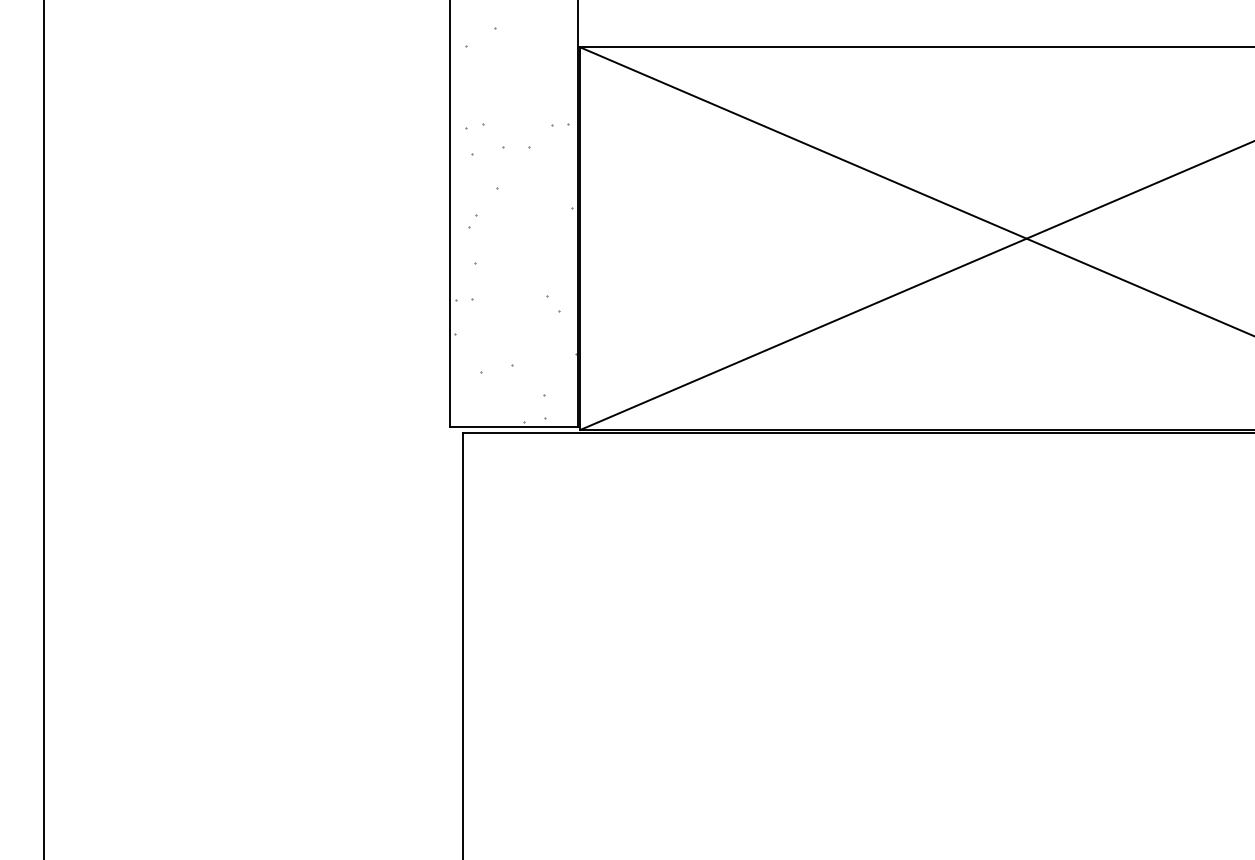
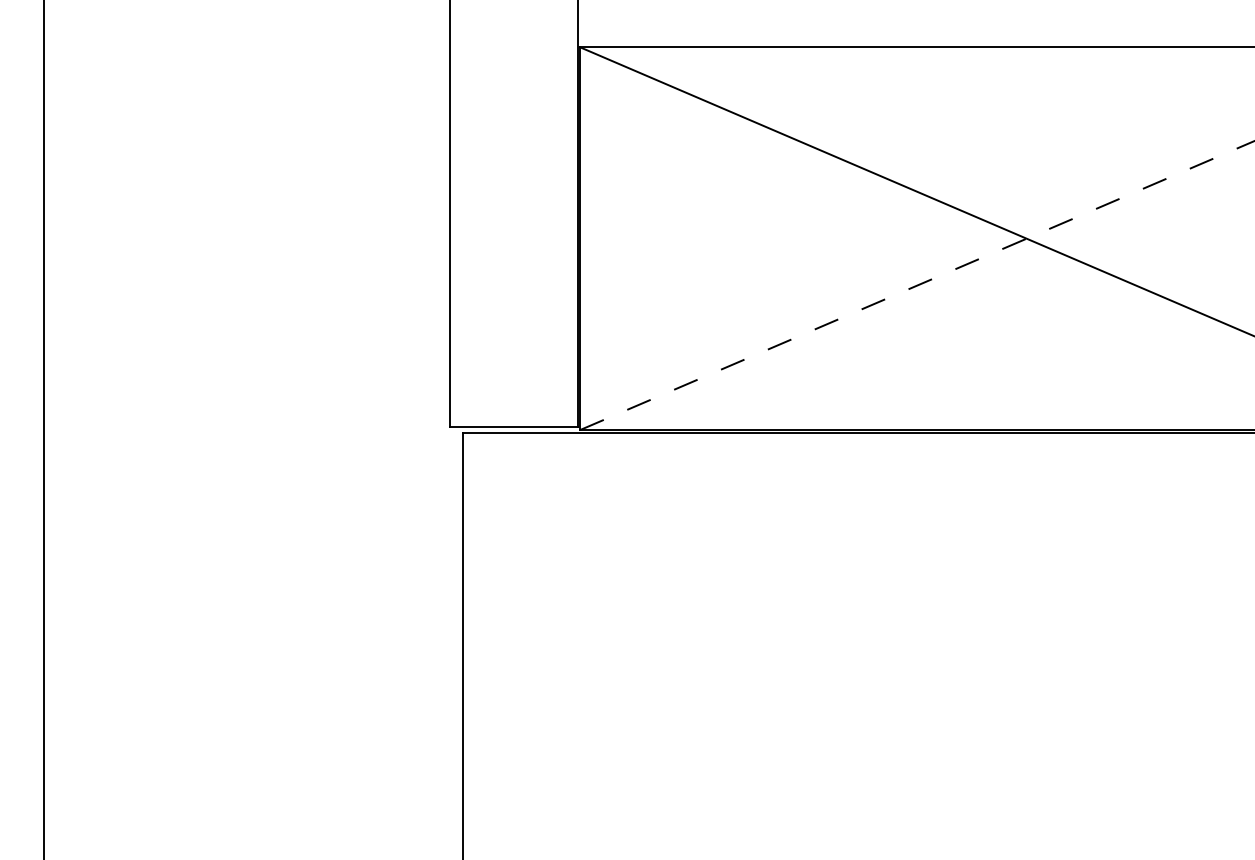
hatch: present -> none (515, 224)
line: solid -> dashed (917, 285)
